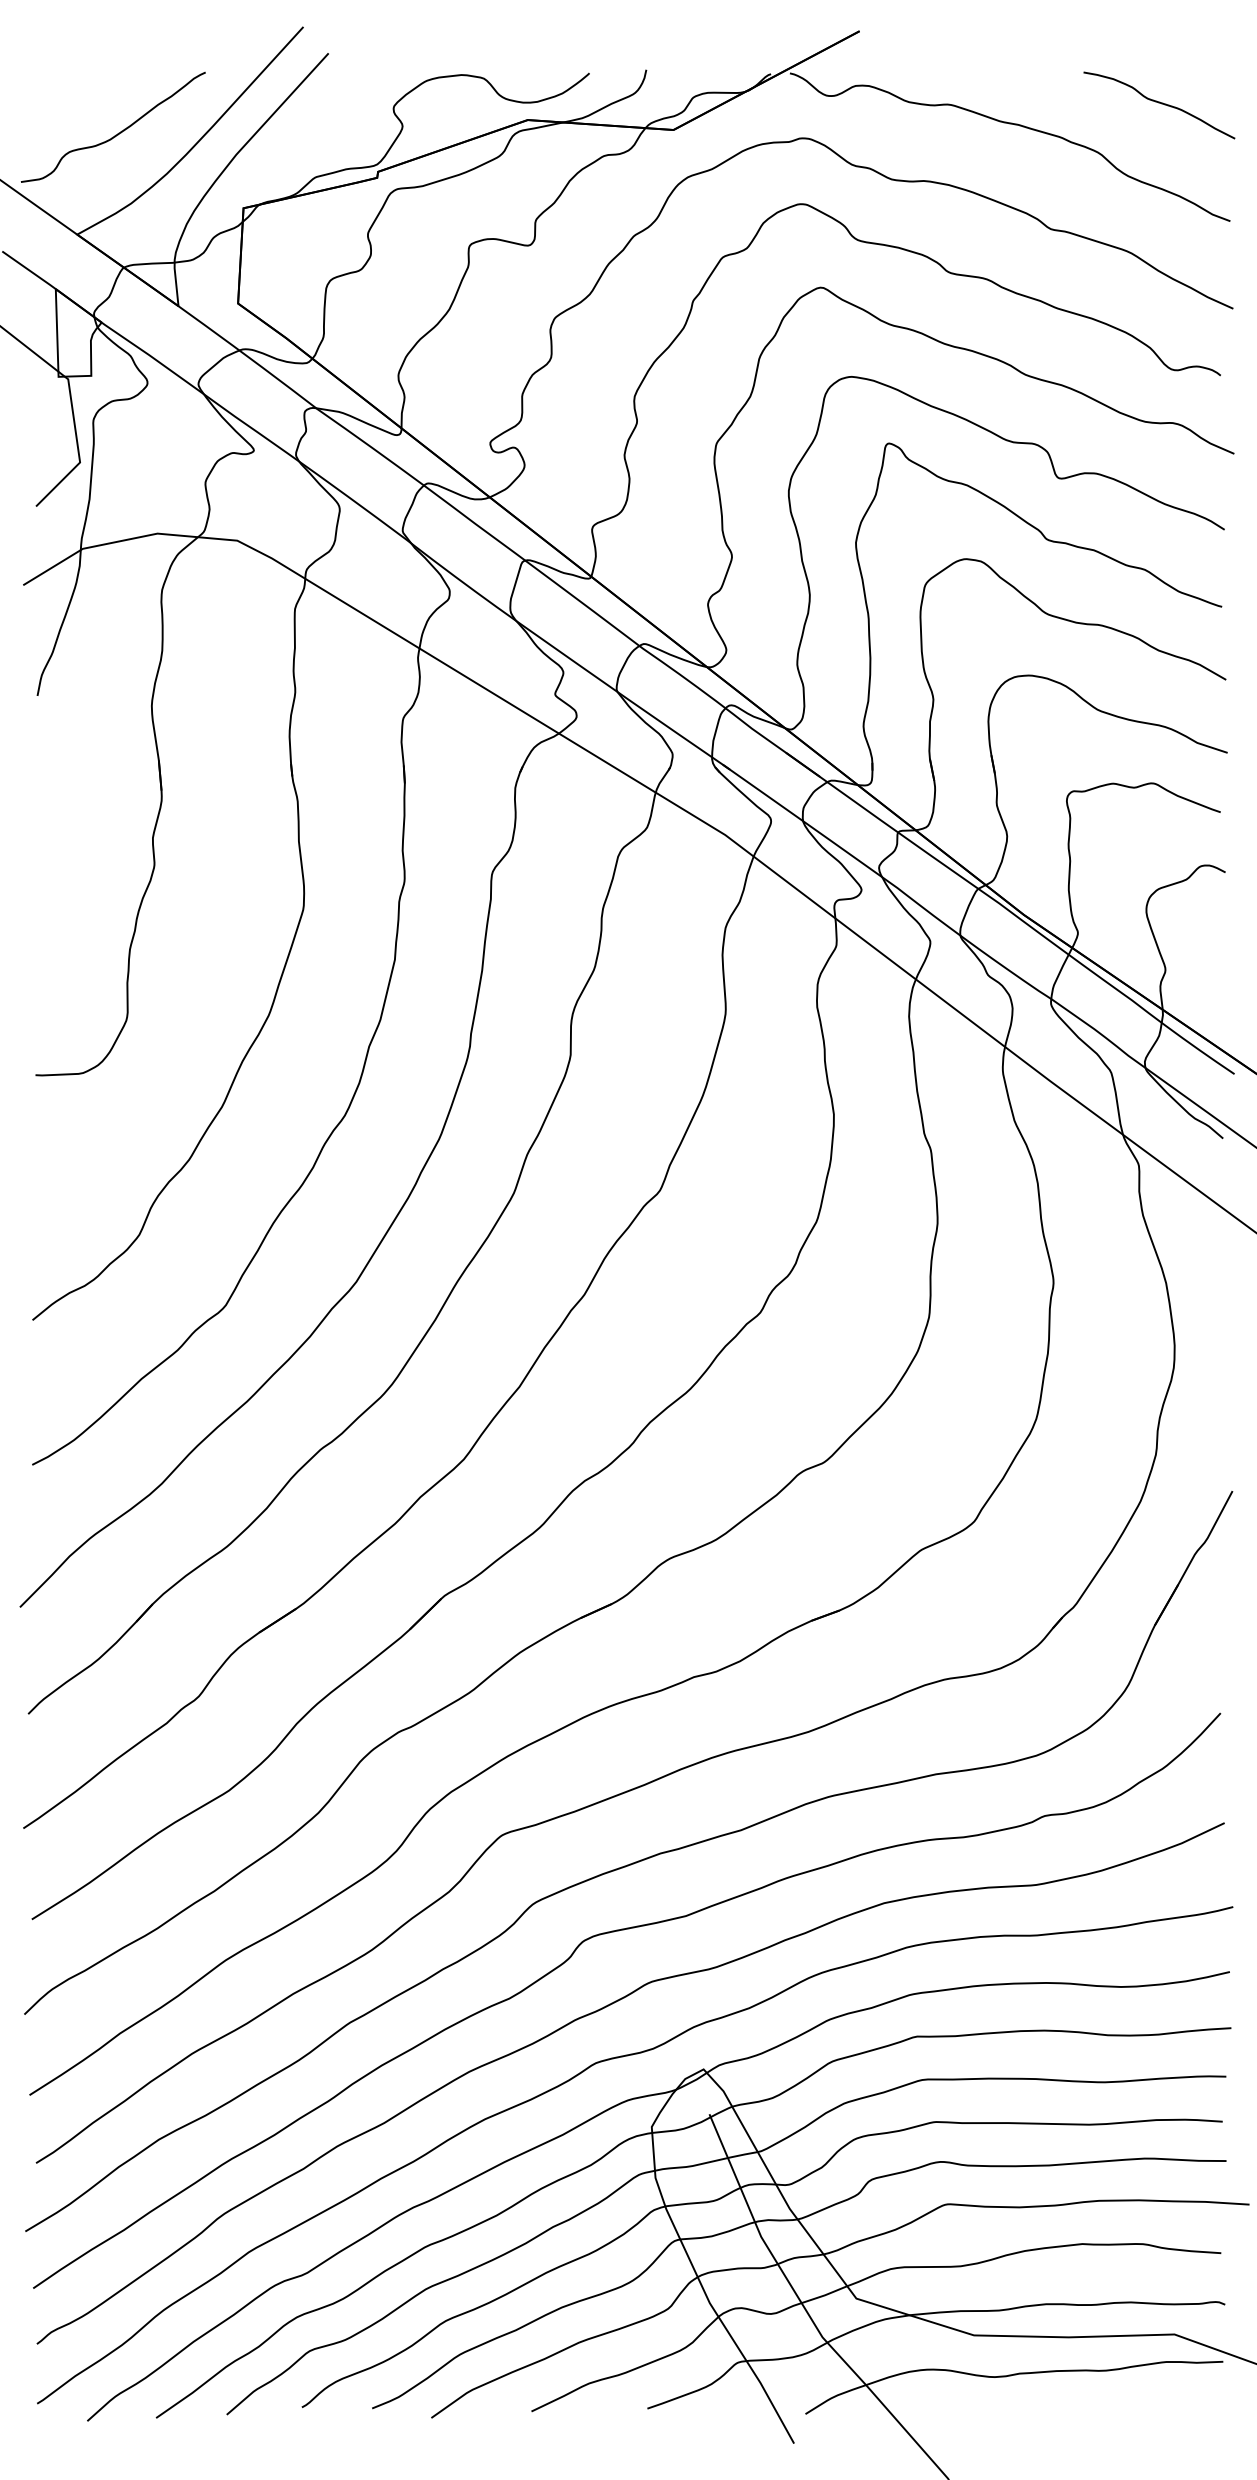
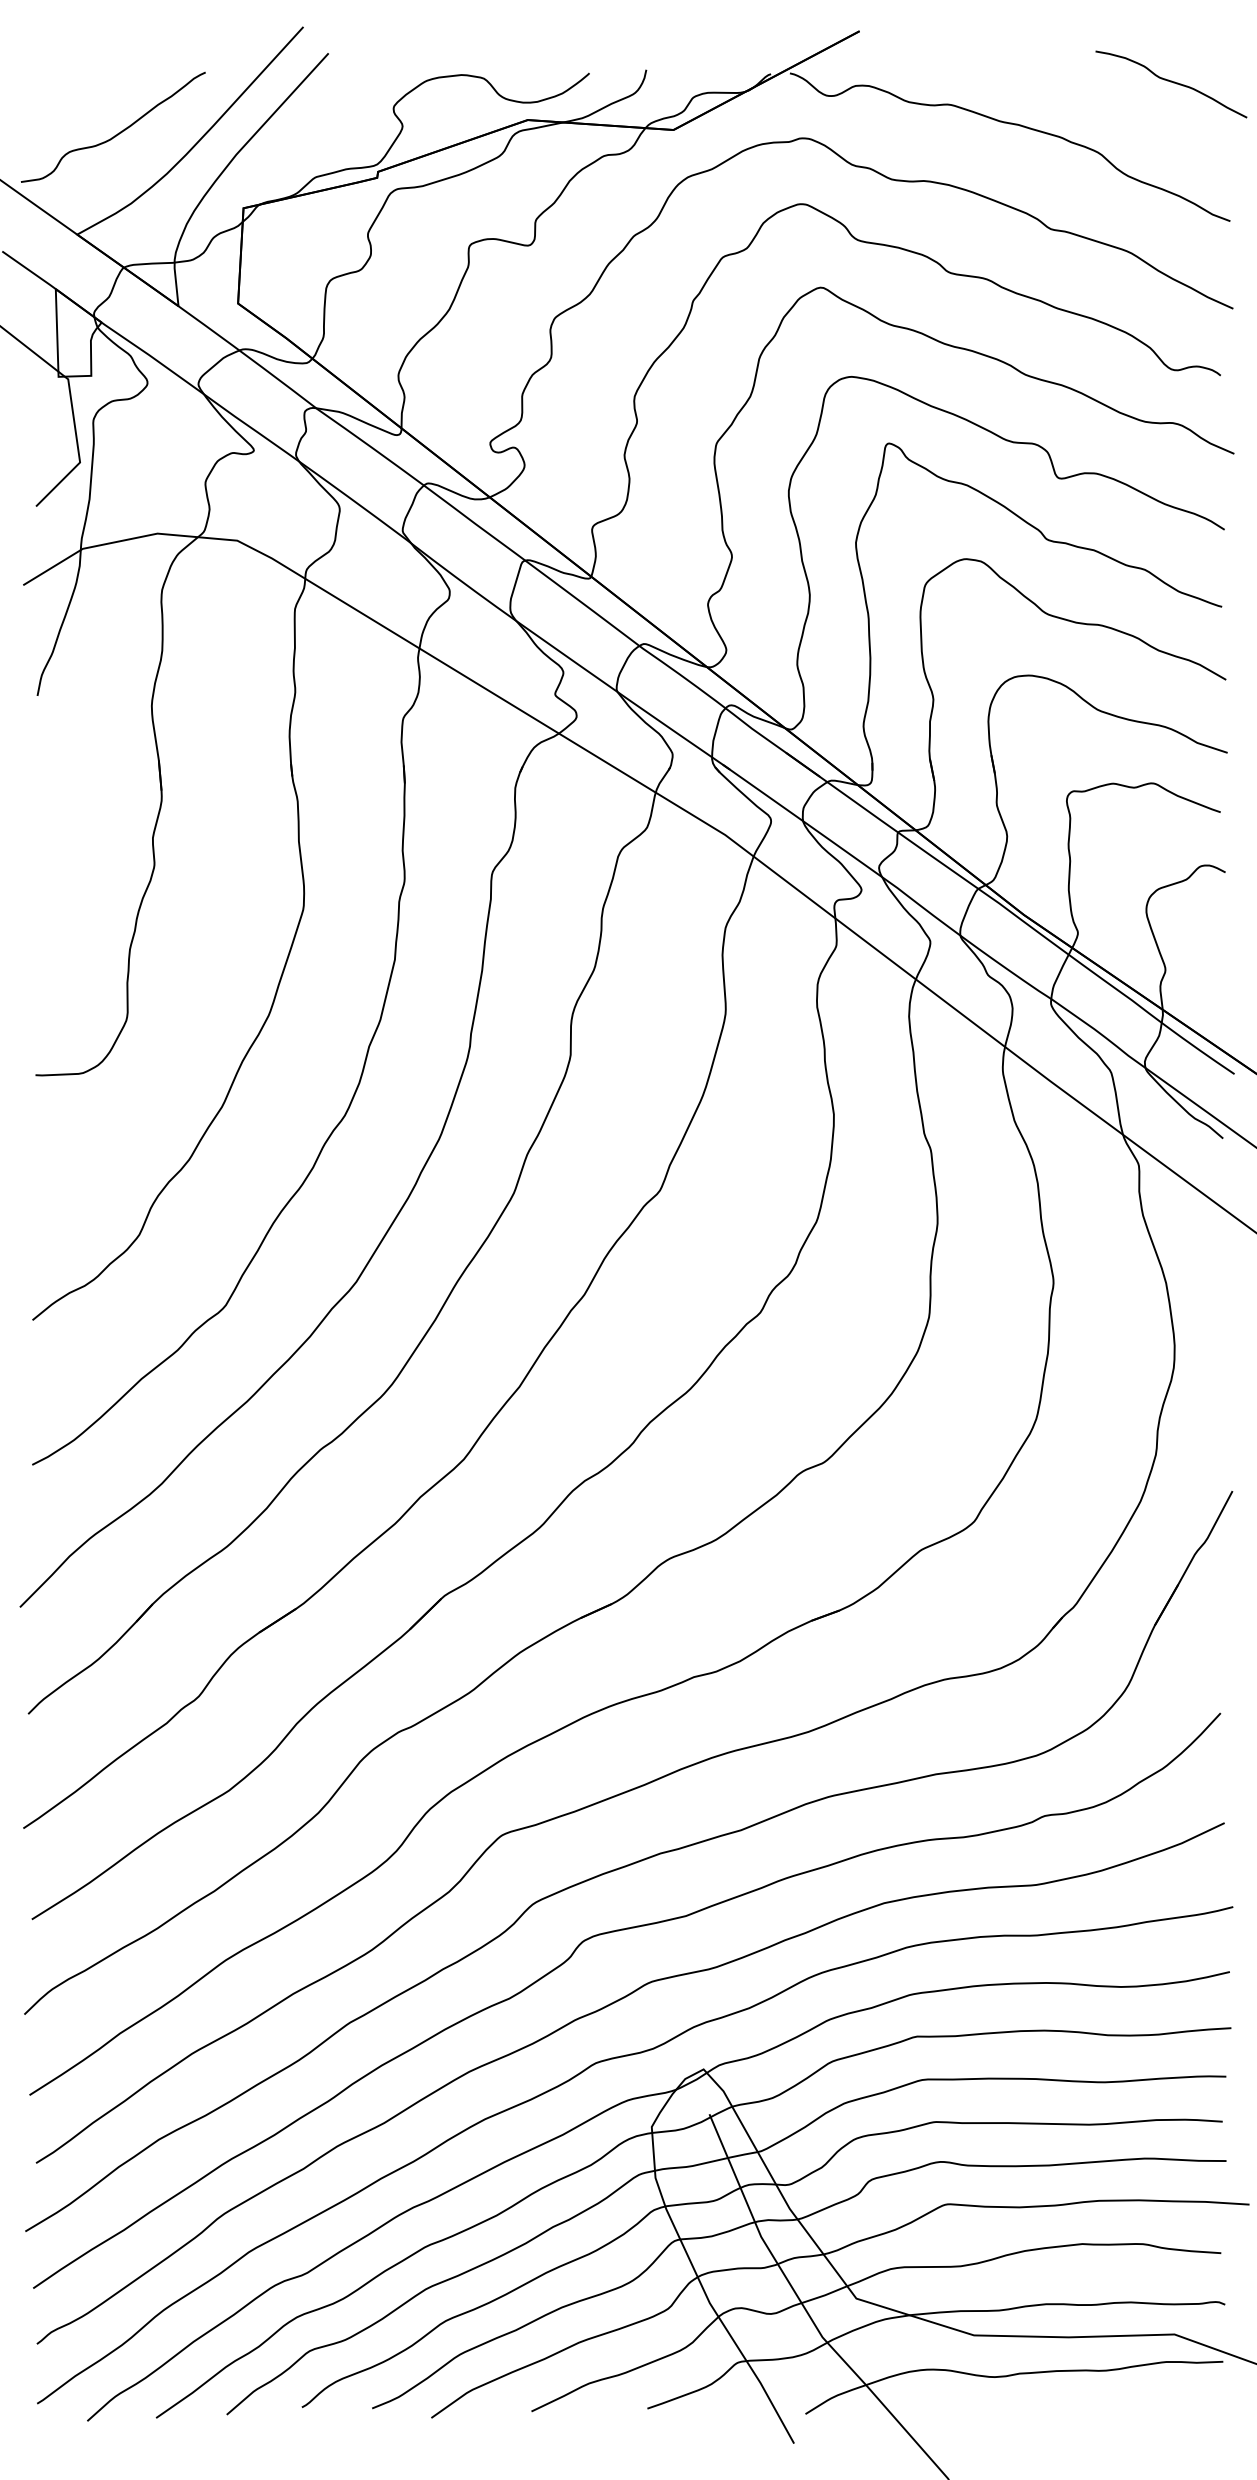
curve position: (1159, 103) -> (1171, 82) (1171, 82)
